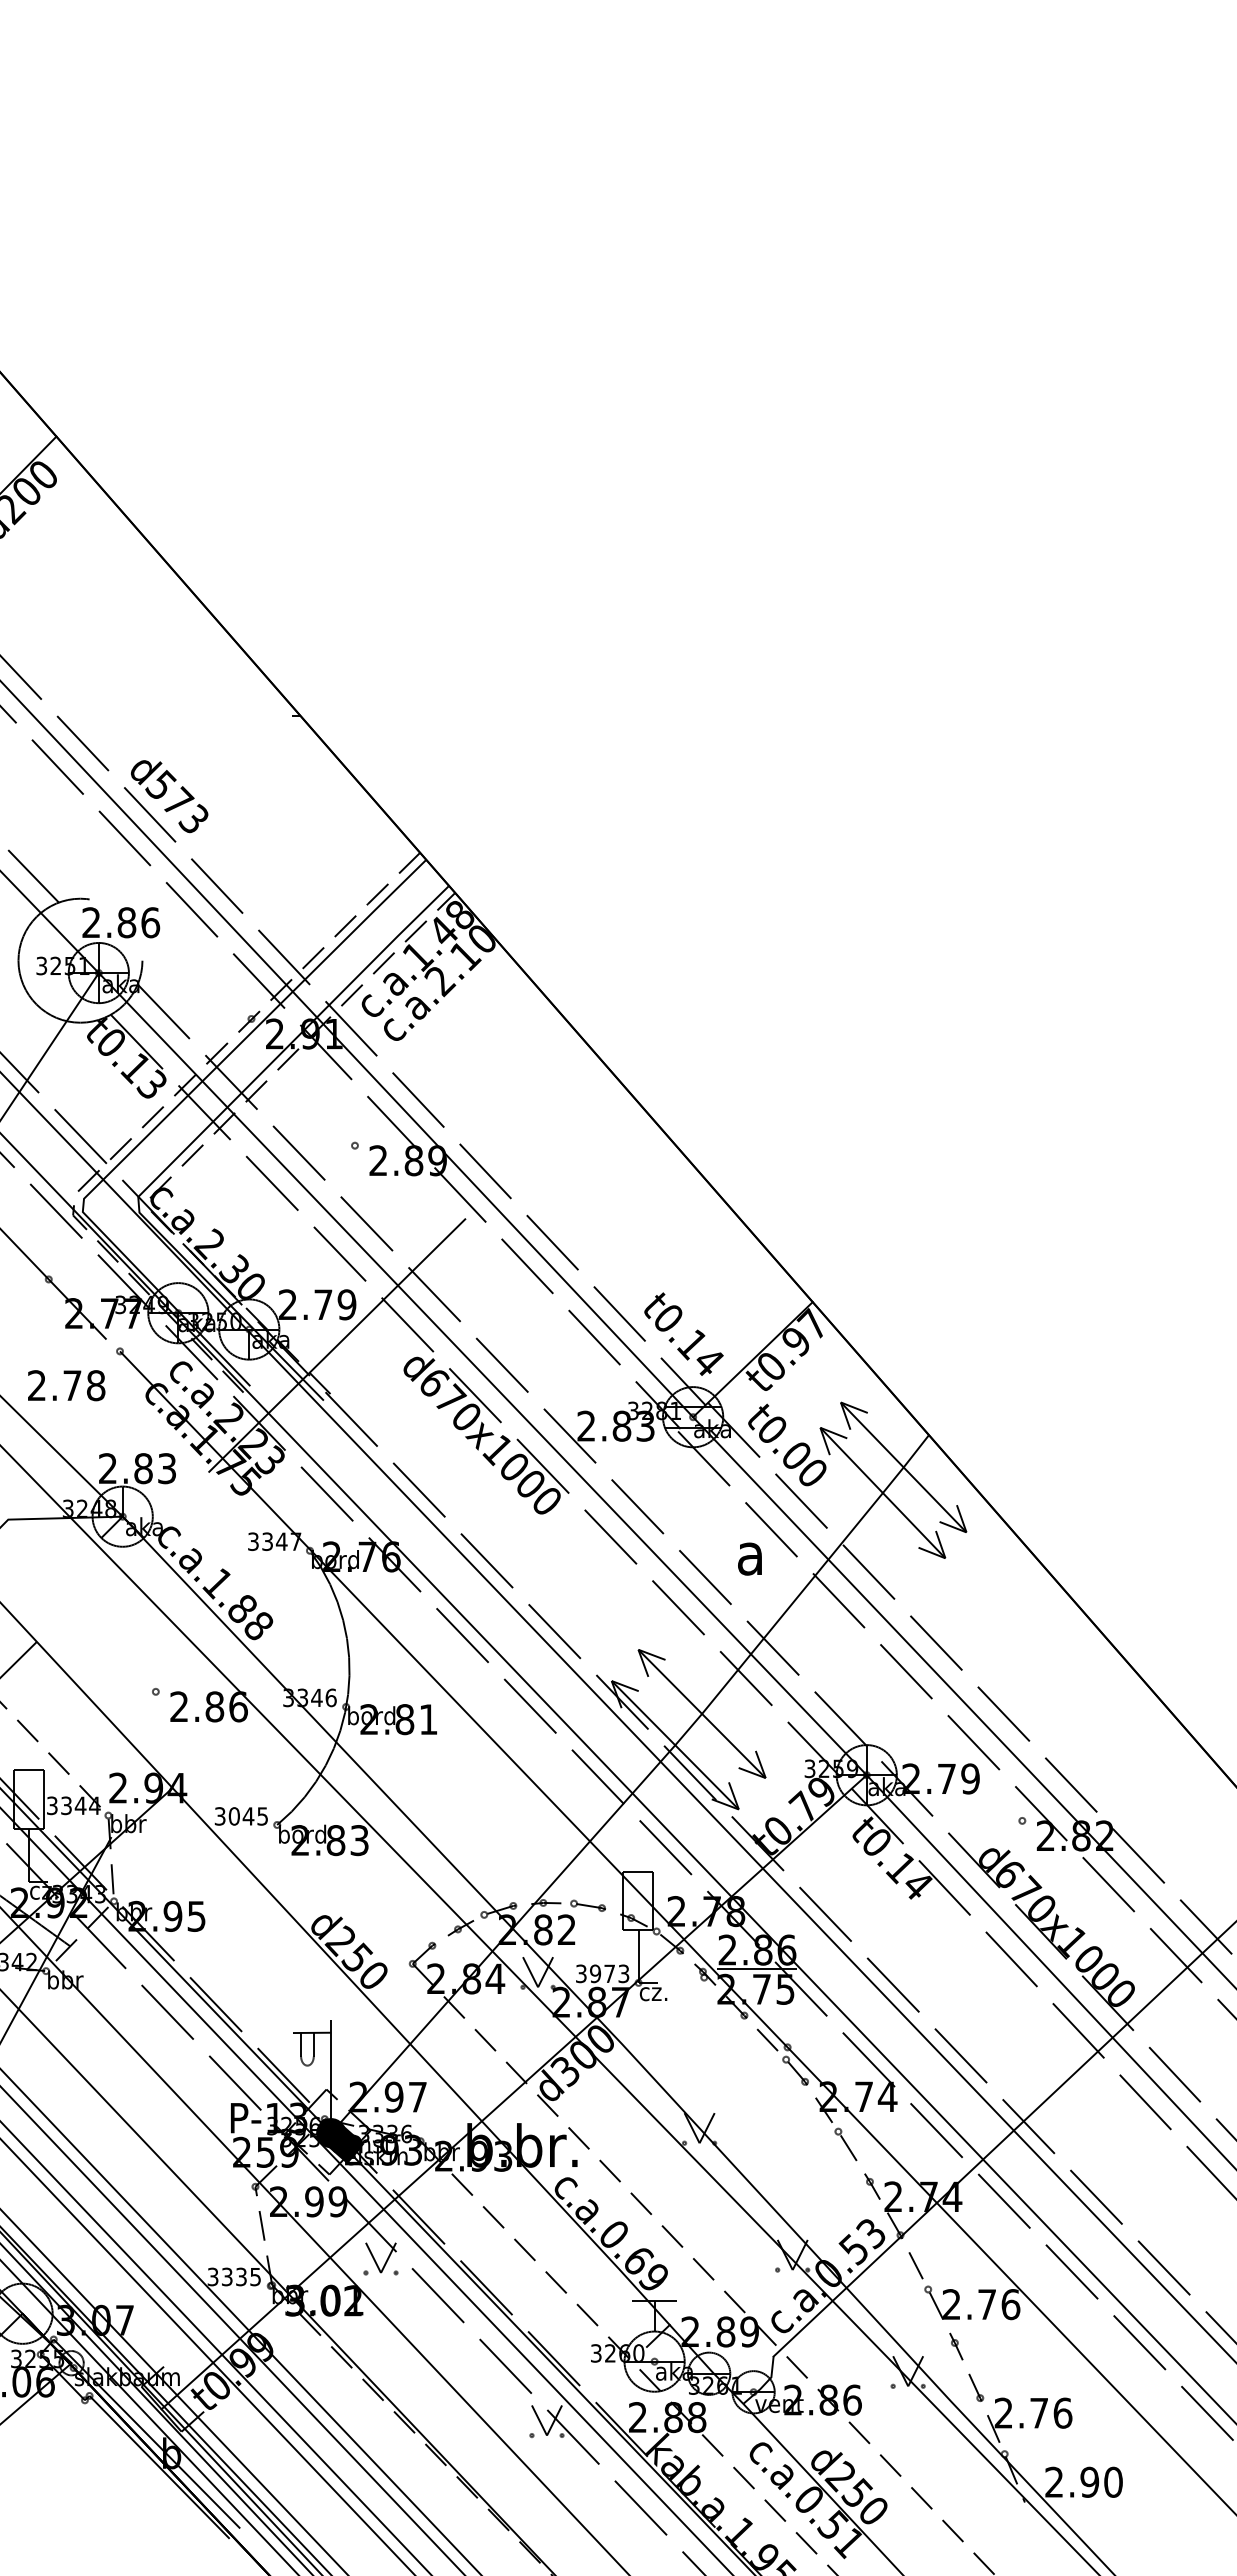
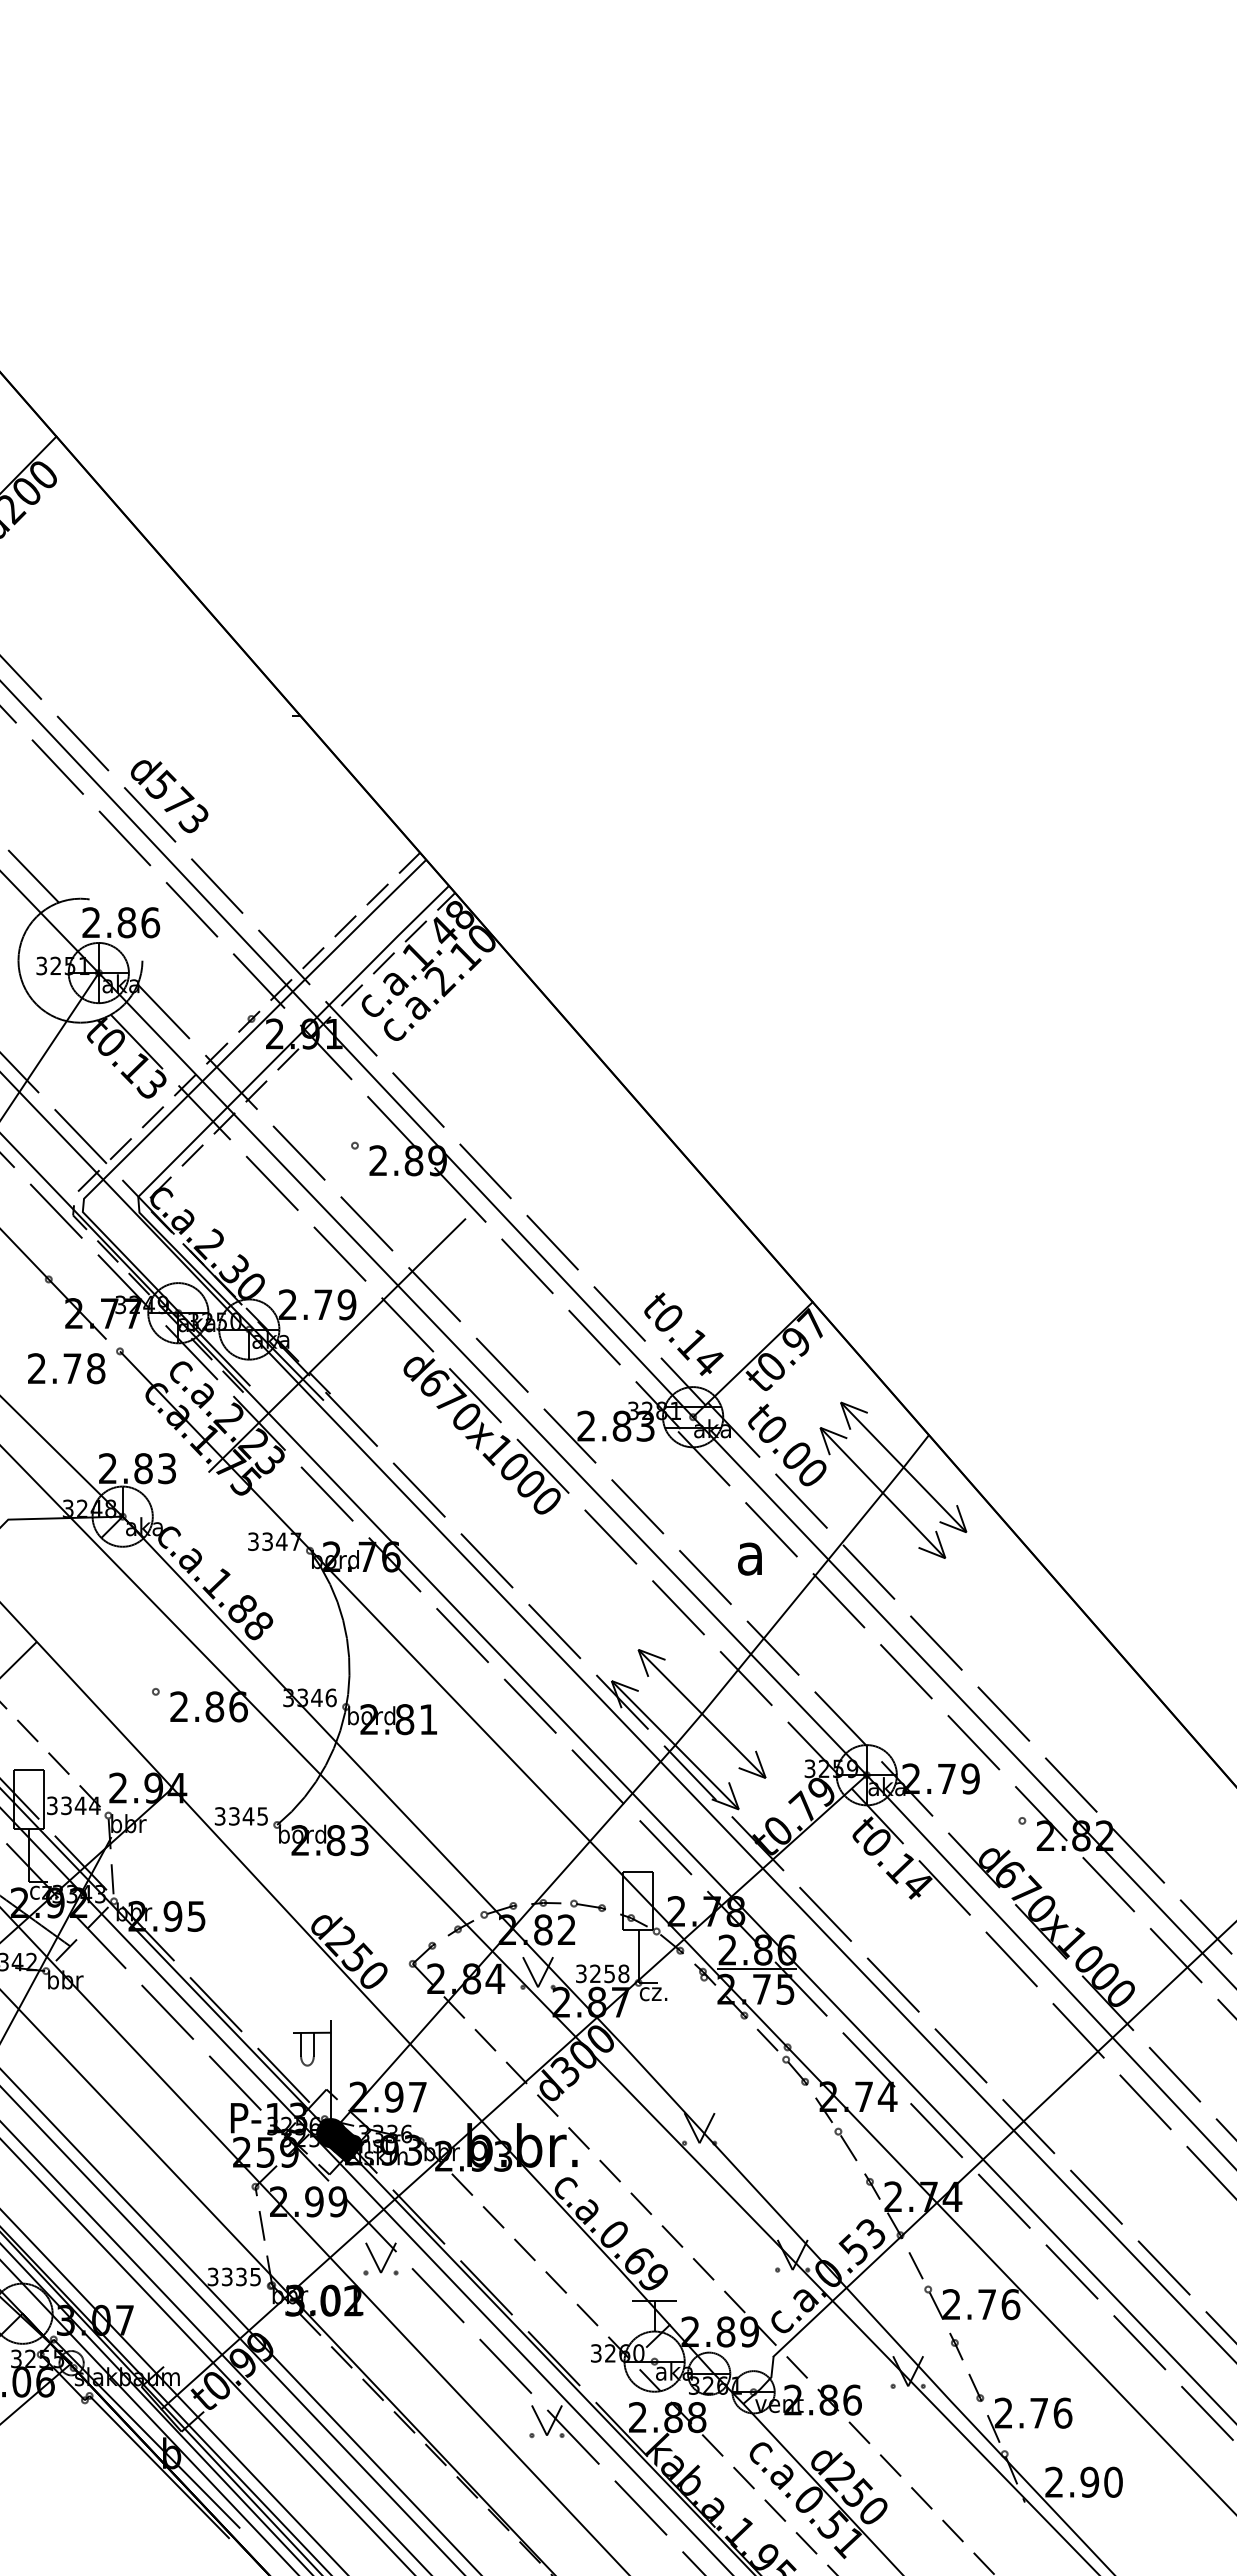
text position: (66, 1385) -> (66, 1368) (66, 1368)
text: 3045 -> 3345 (233, 1816)
text: 3973 -> 3258 (609, 1973)
